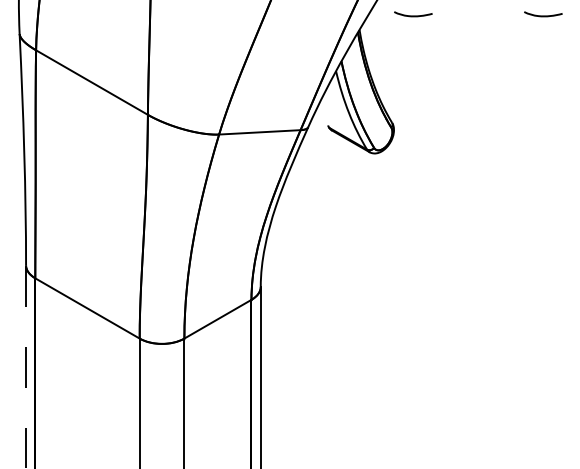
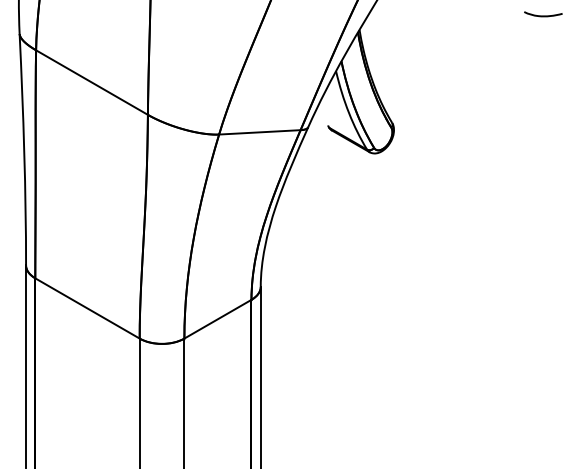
curve: present -> none (413, 15)
line: dashed -> solid (26, 366)
